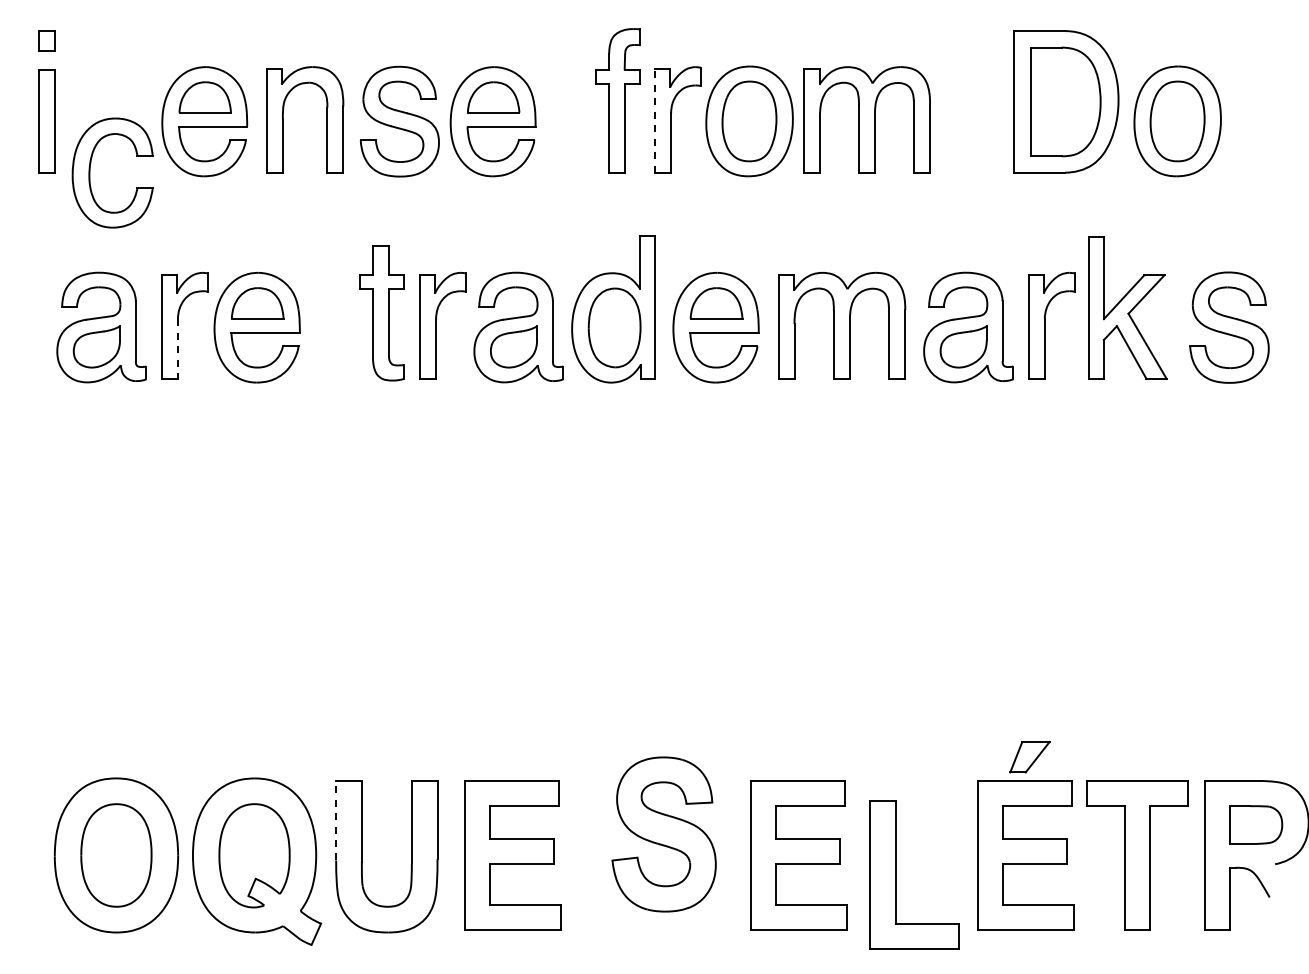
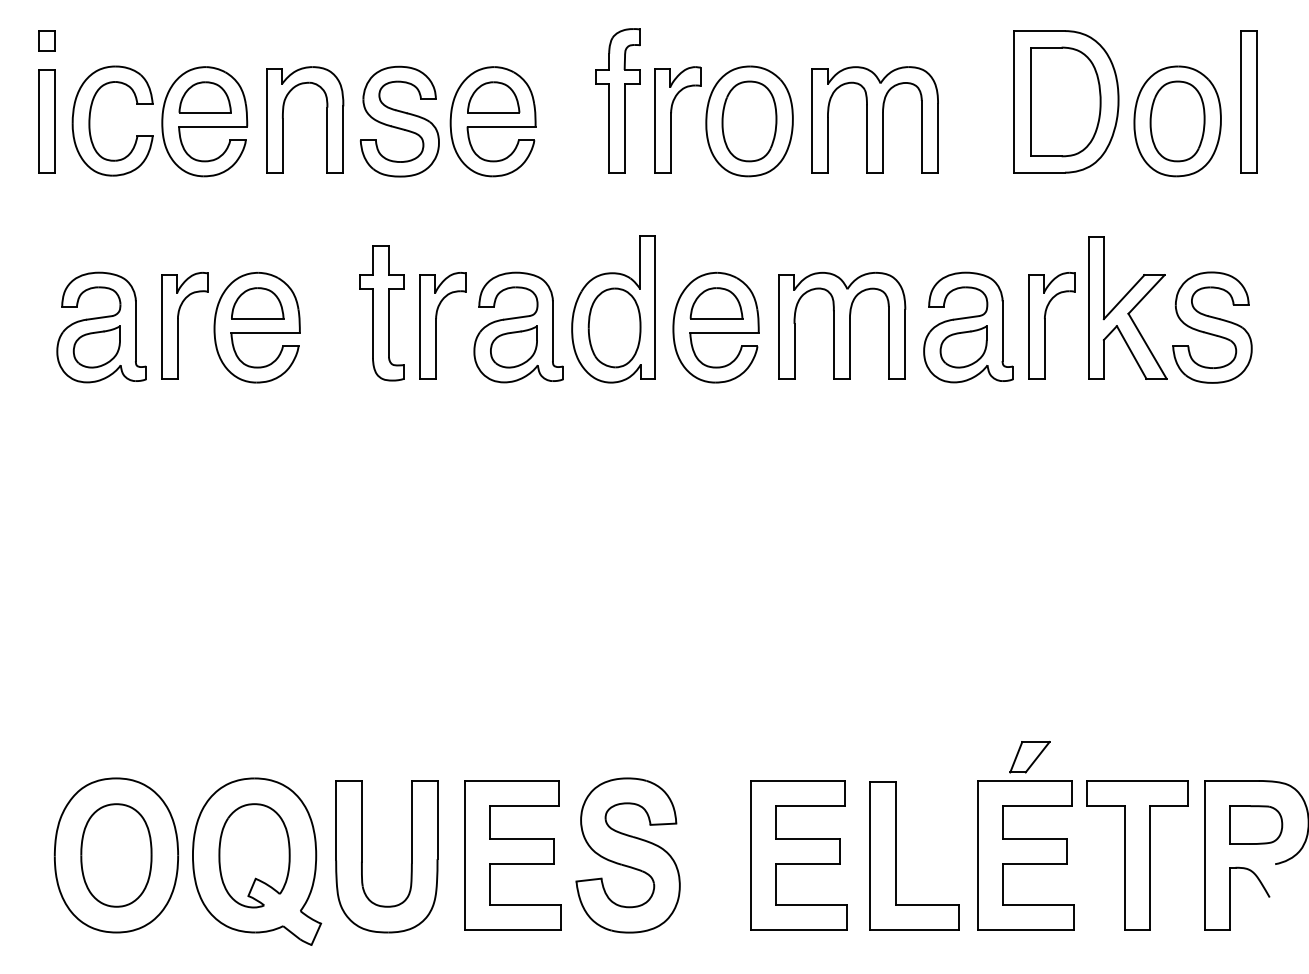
part: none -> present (1248, 101)
part position: (866, 119) -> (874, 119) (874, 119)
line: dashed -> solid (655, 121)
part position: (90, 172) -> (90, 120) (90, 120)
part position: (1229, 327) -> (1212, 327) (1212, 327)
line: dashed -> solid (177, 349)
line: dashed -> solid (336, 820)
part position: (663, 834) -> (627, 855) (627, 855)
part position: (896, 874) -> (896, 855) (896, 855)
